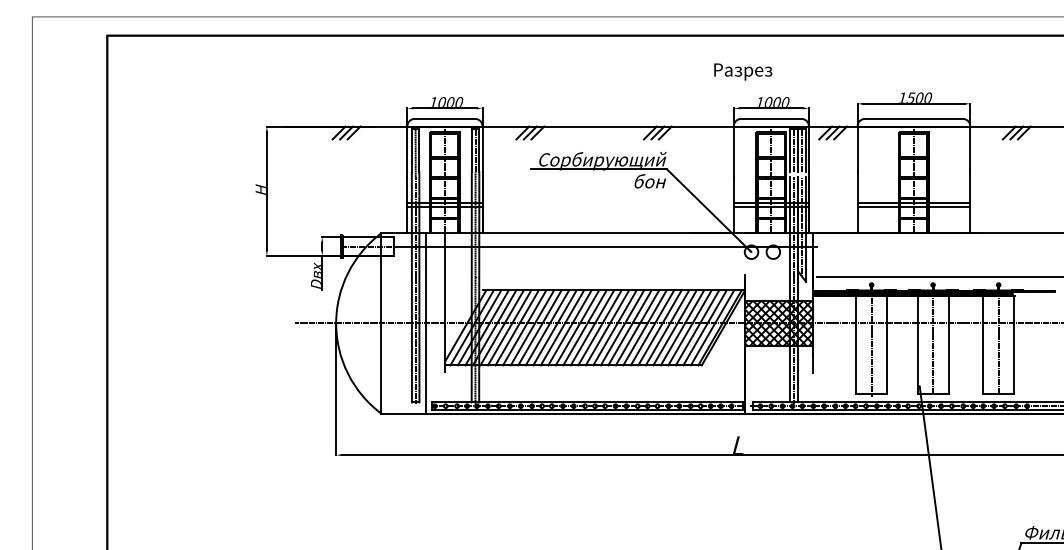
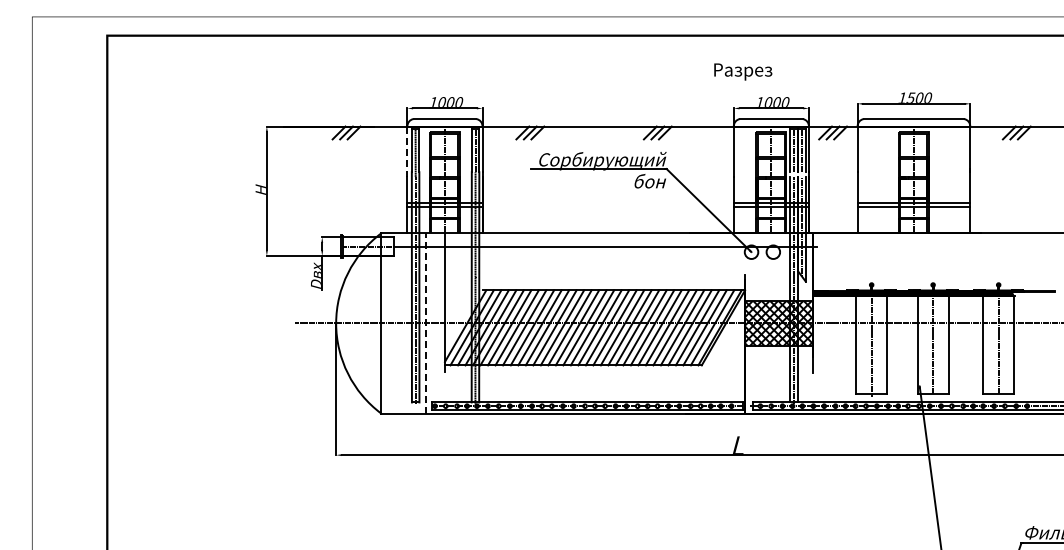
line: solid -> dashed (407, 152)
line: present -> none (938, 276)
line: solid -> dashed (426, 322)
